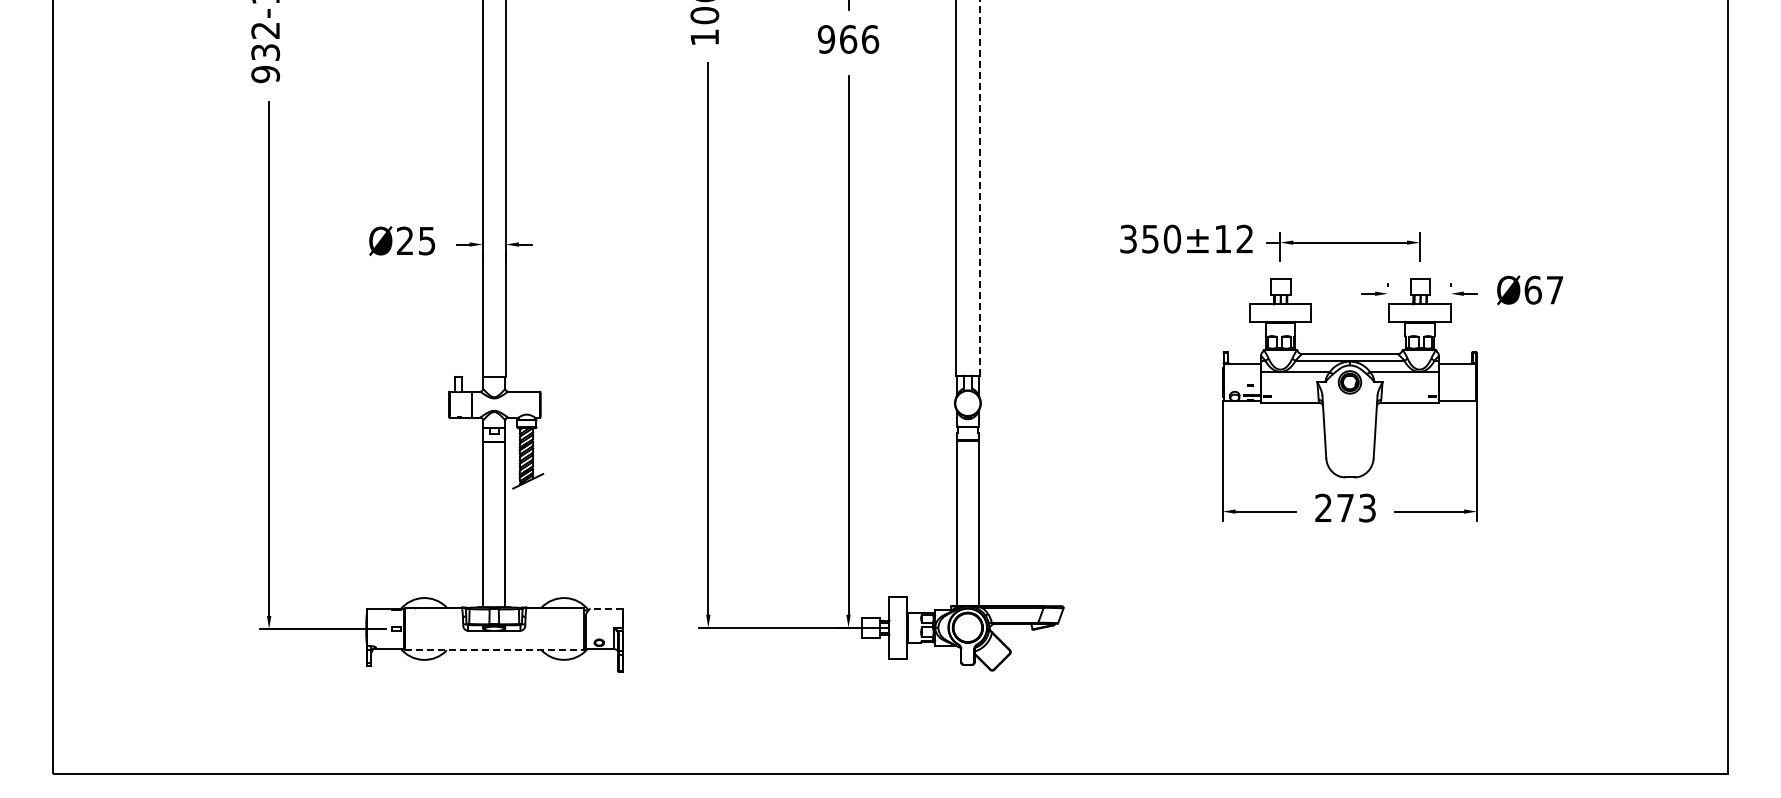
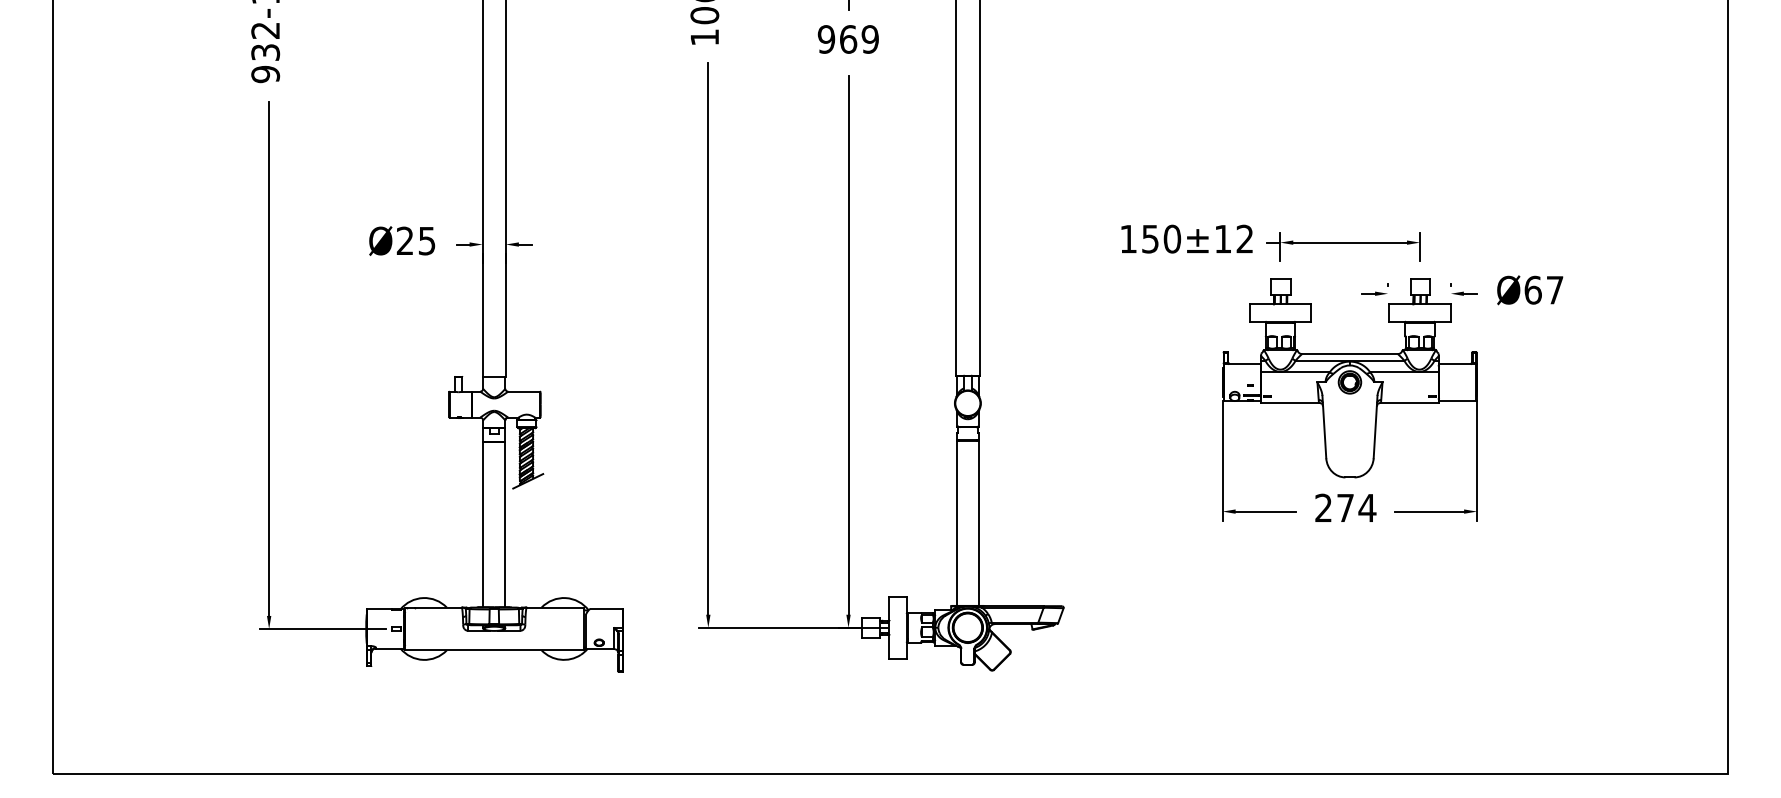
text: 966 -> 969 (870, 39)
line: dashed -> solid (979, 188)
text: 350±12 -> 150±12 (1128, 238)
text: 273 -> 274 (1367, 507)
line: dashed -> solid (606, 608)
line: dashed -> solid (494, 650)
